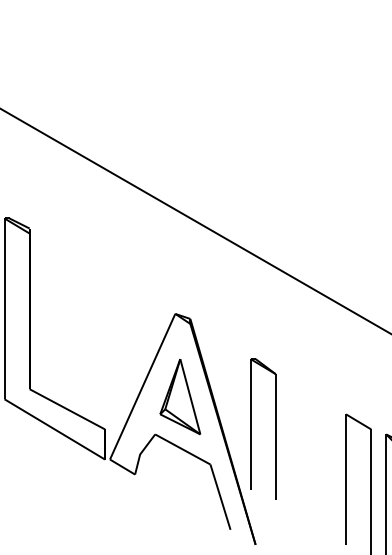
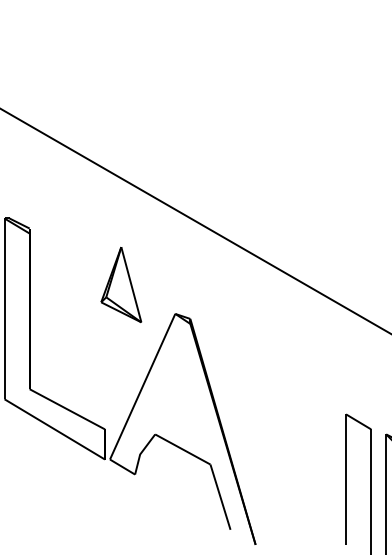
part position: (180, 396) -> (121, 284) (121, 284)
part: present -> none (251, 428)
